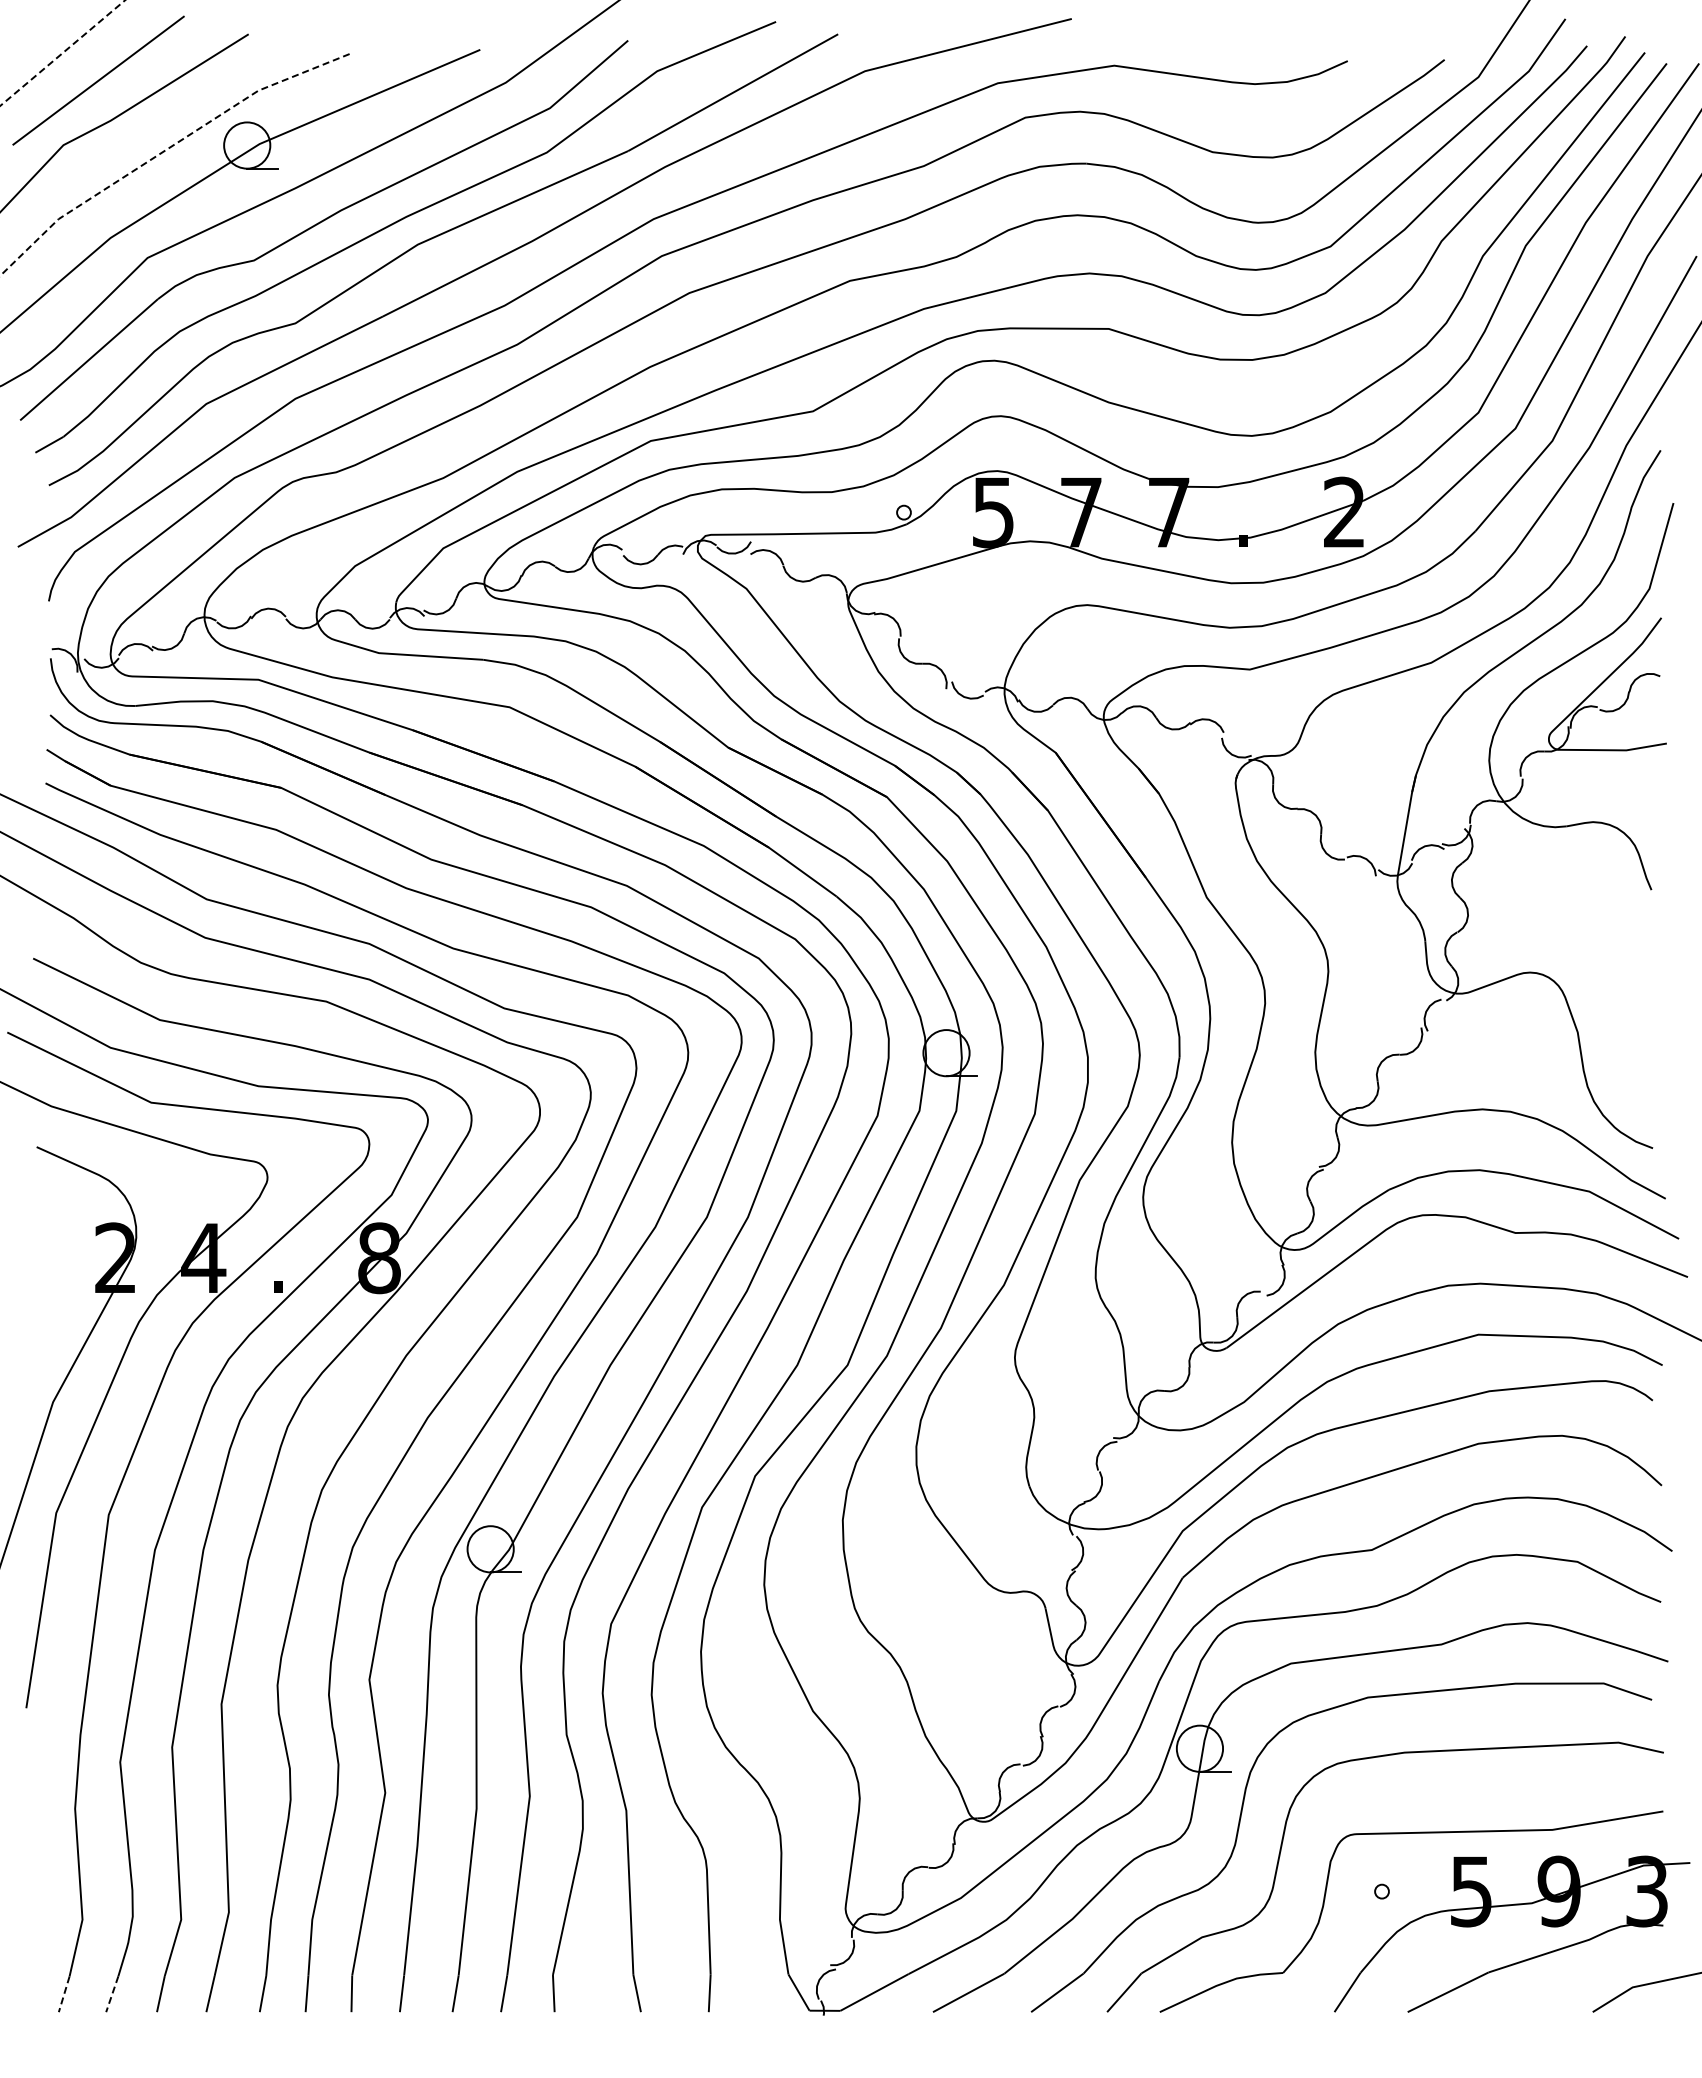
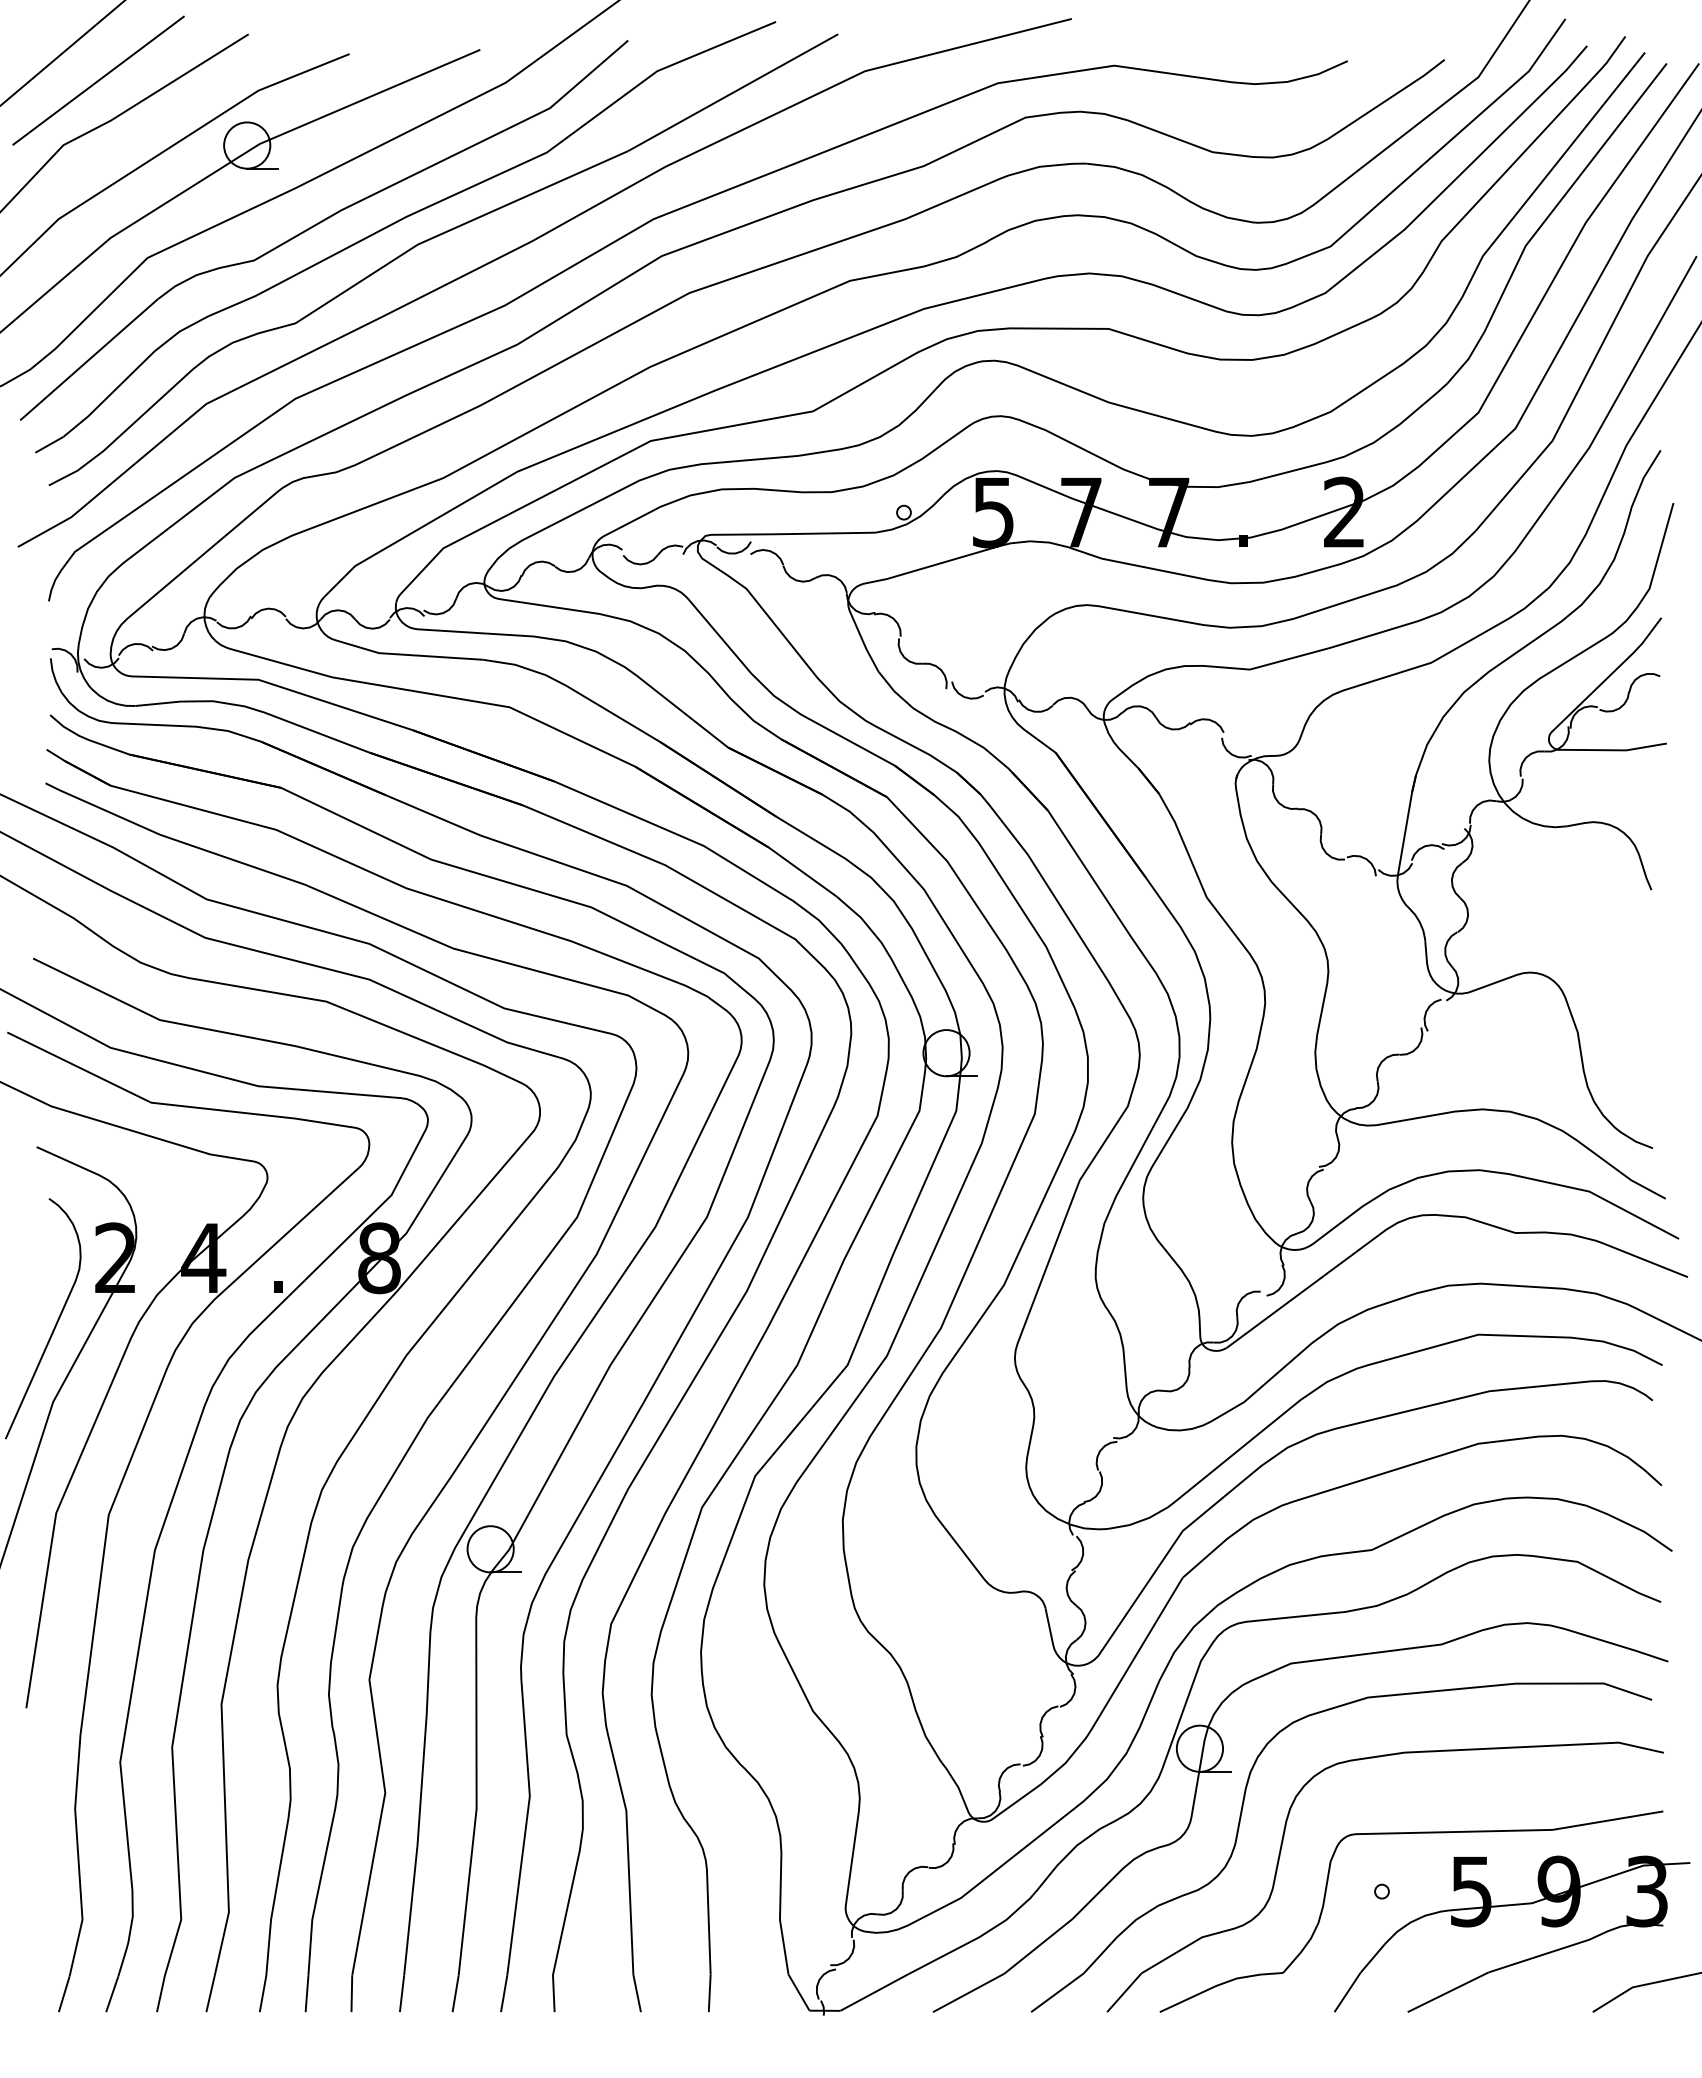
line: dashed -> solid (62, 53)
line: dashed -> solid (166, 150)
curve: none -> present (55, 1323)
line: dashed -> solid (64, 1994)
line: dashed -> solid (112, 1994)
